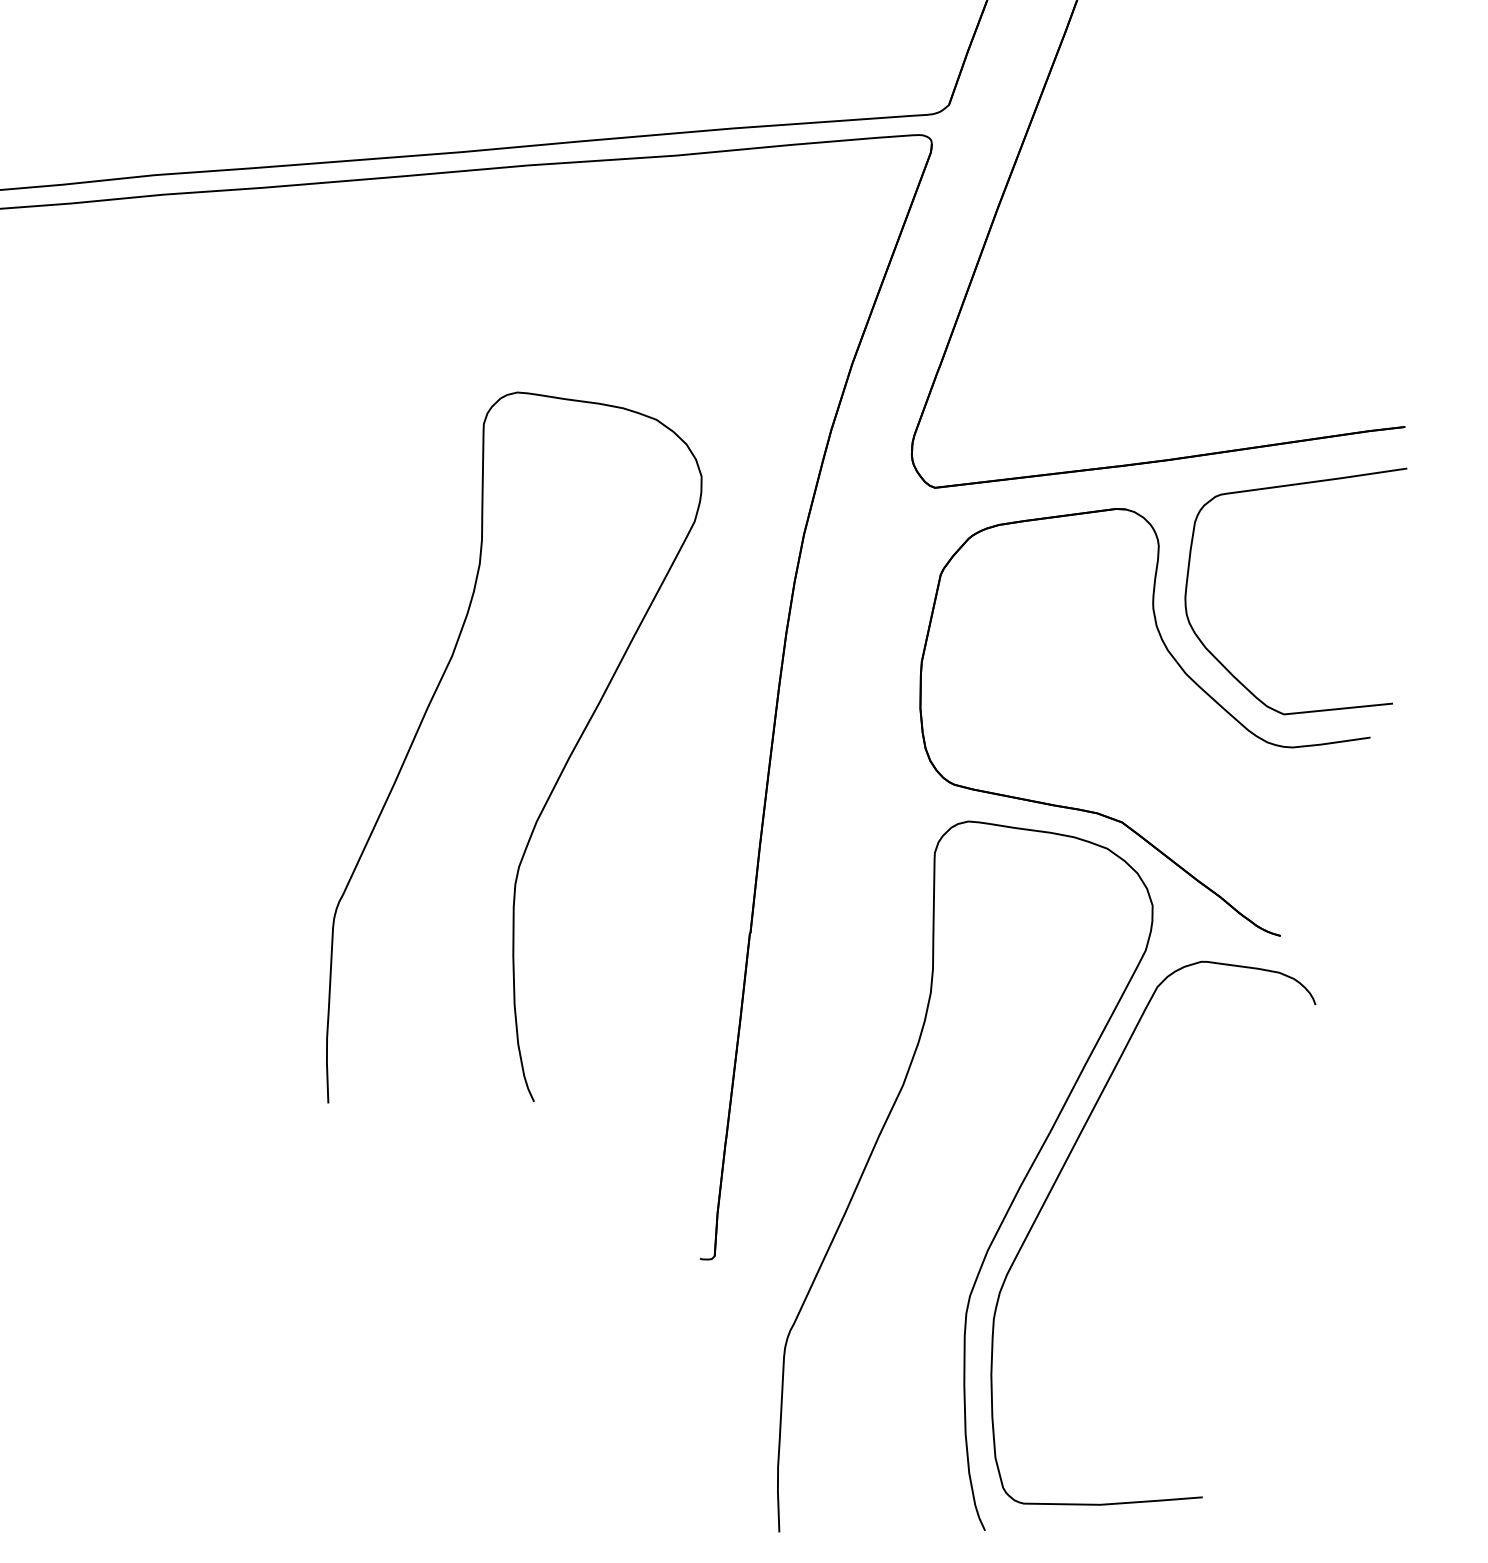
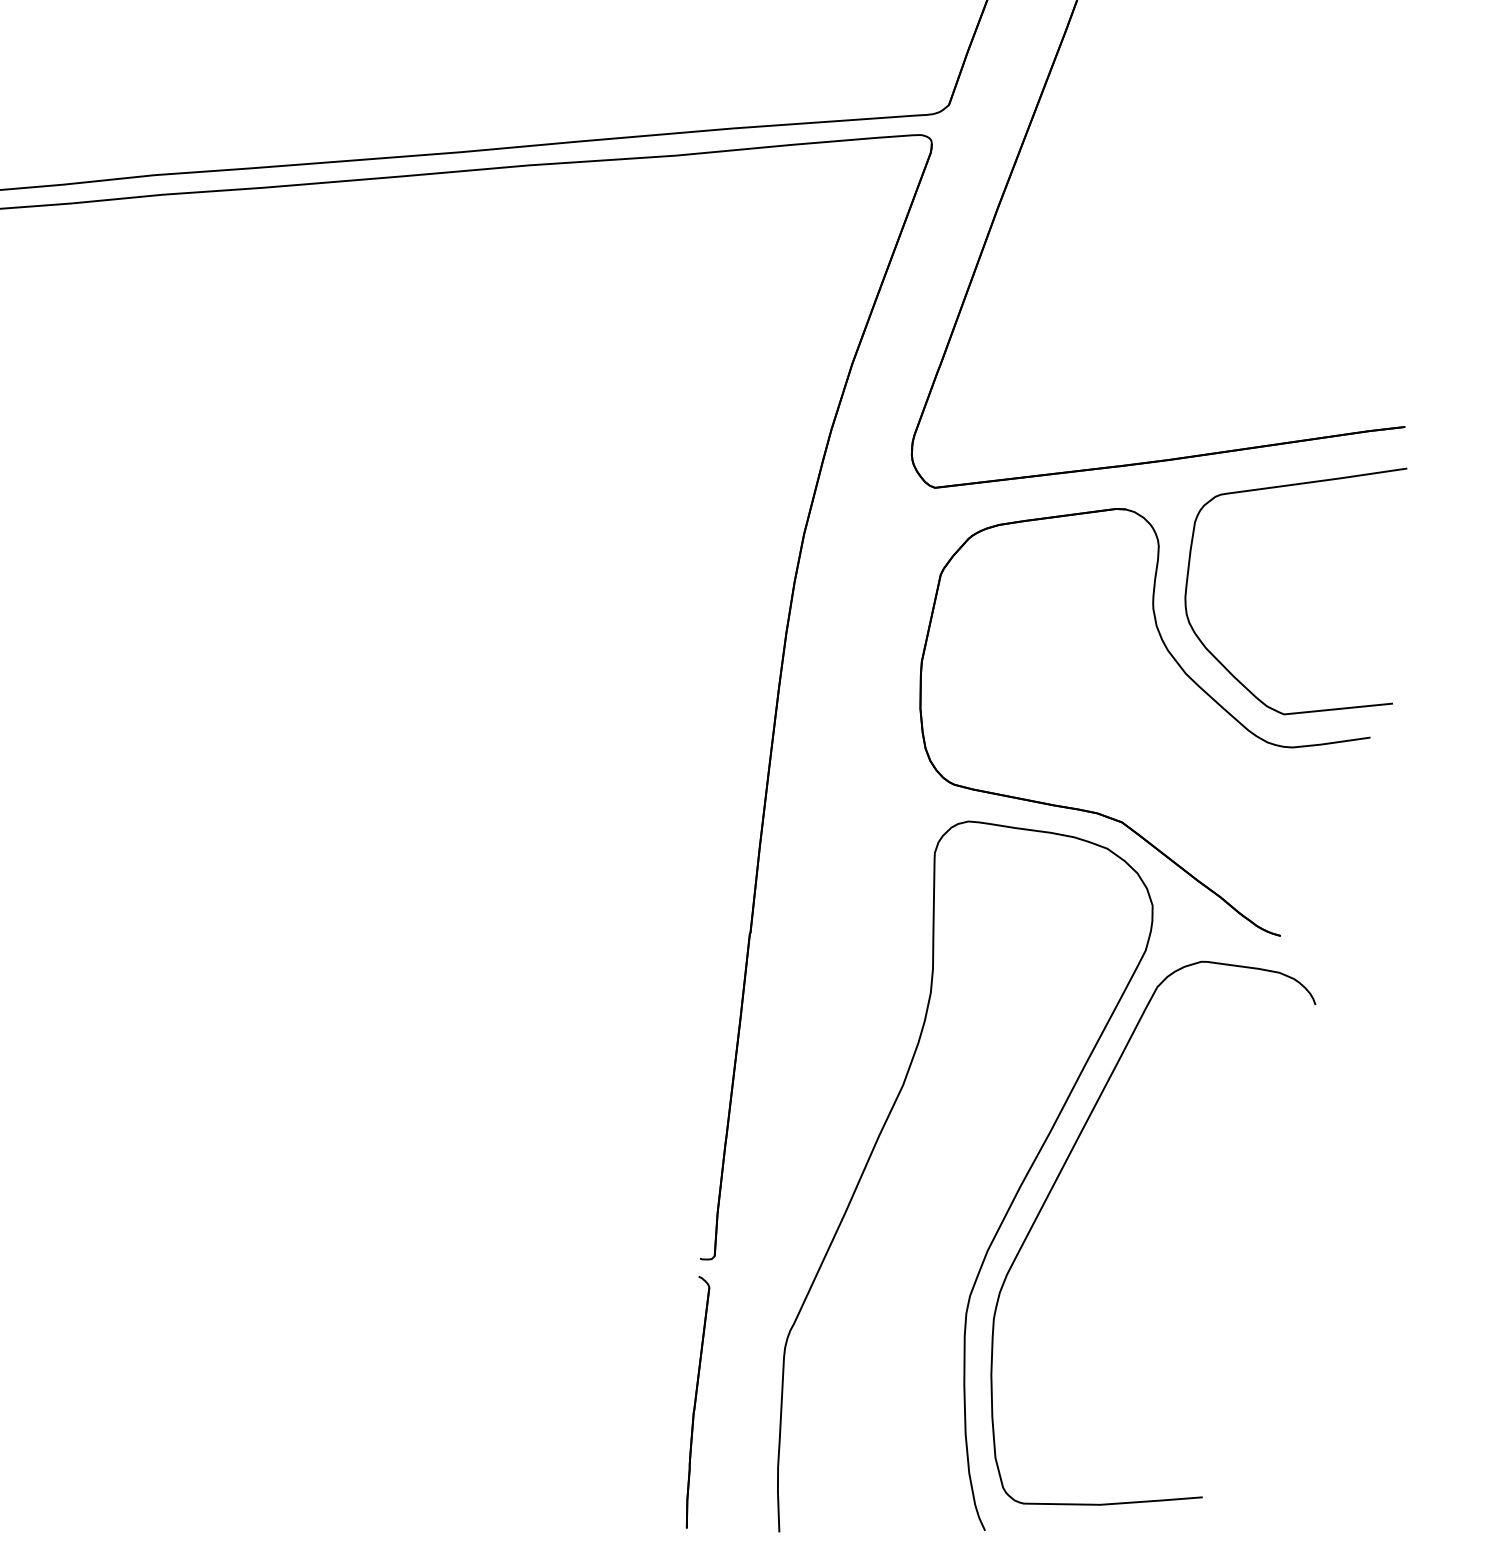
curve: present -> none (561, 770)
part: none -> present (697, 1402)
